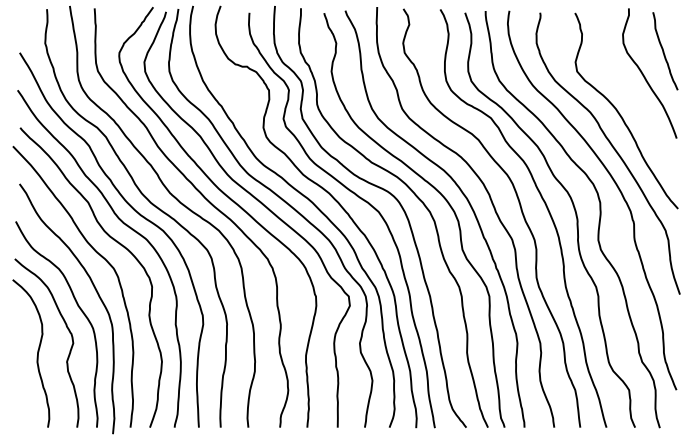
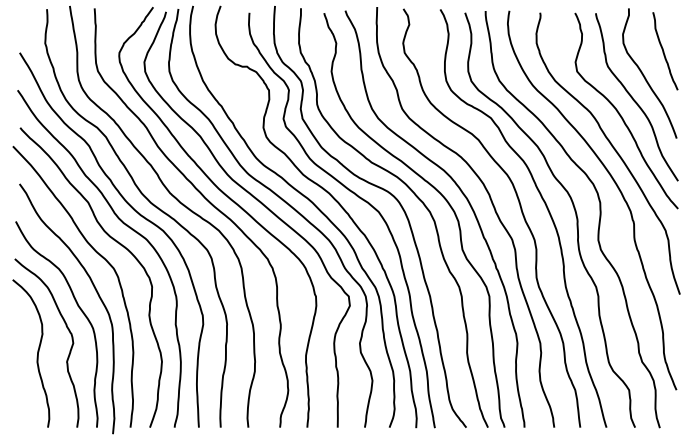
curve: none -> present (634, 99)
